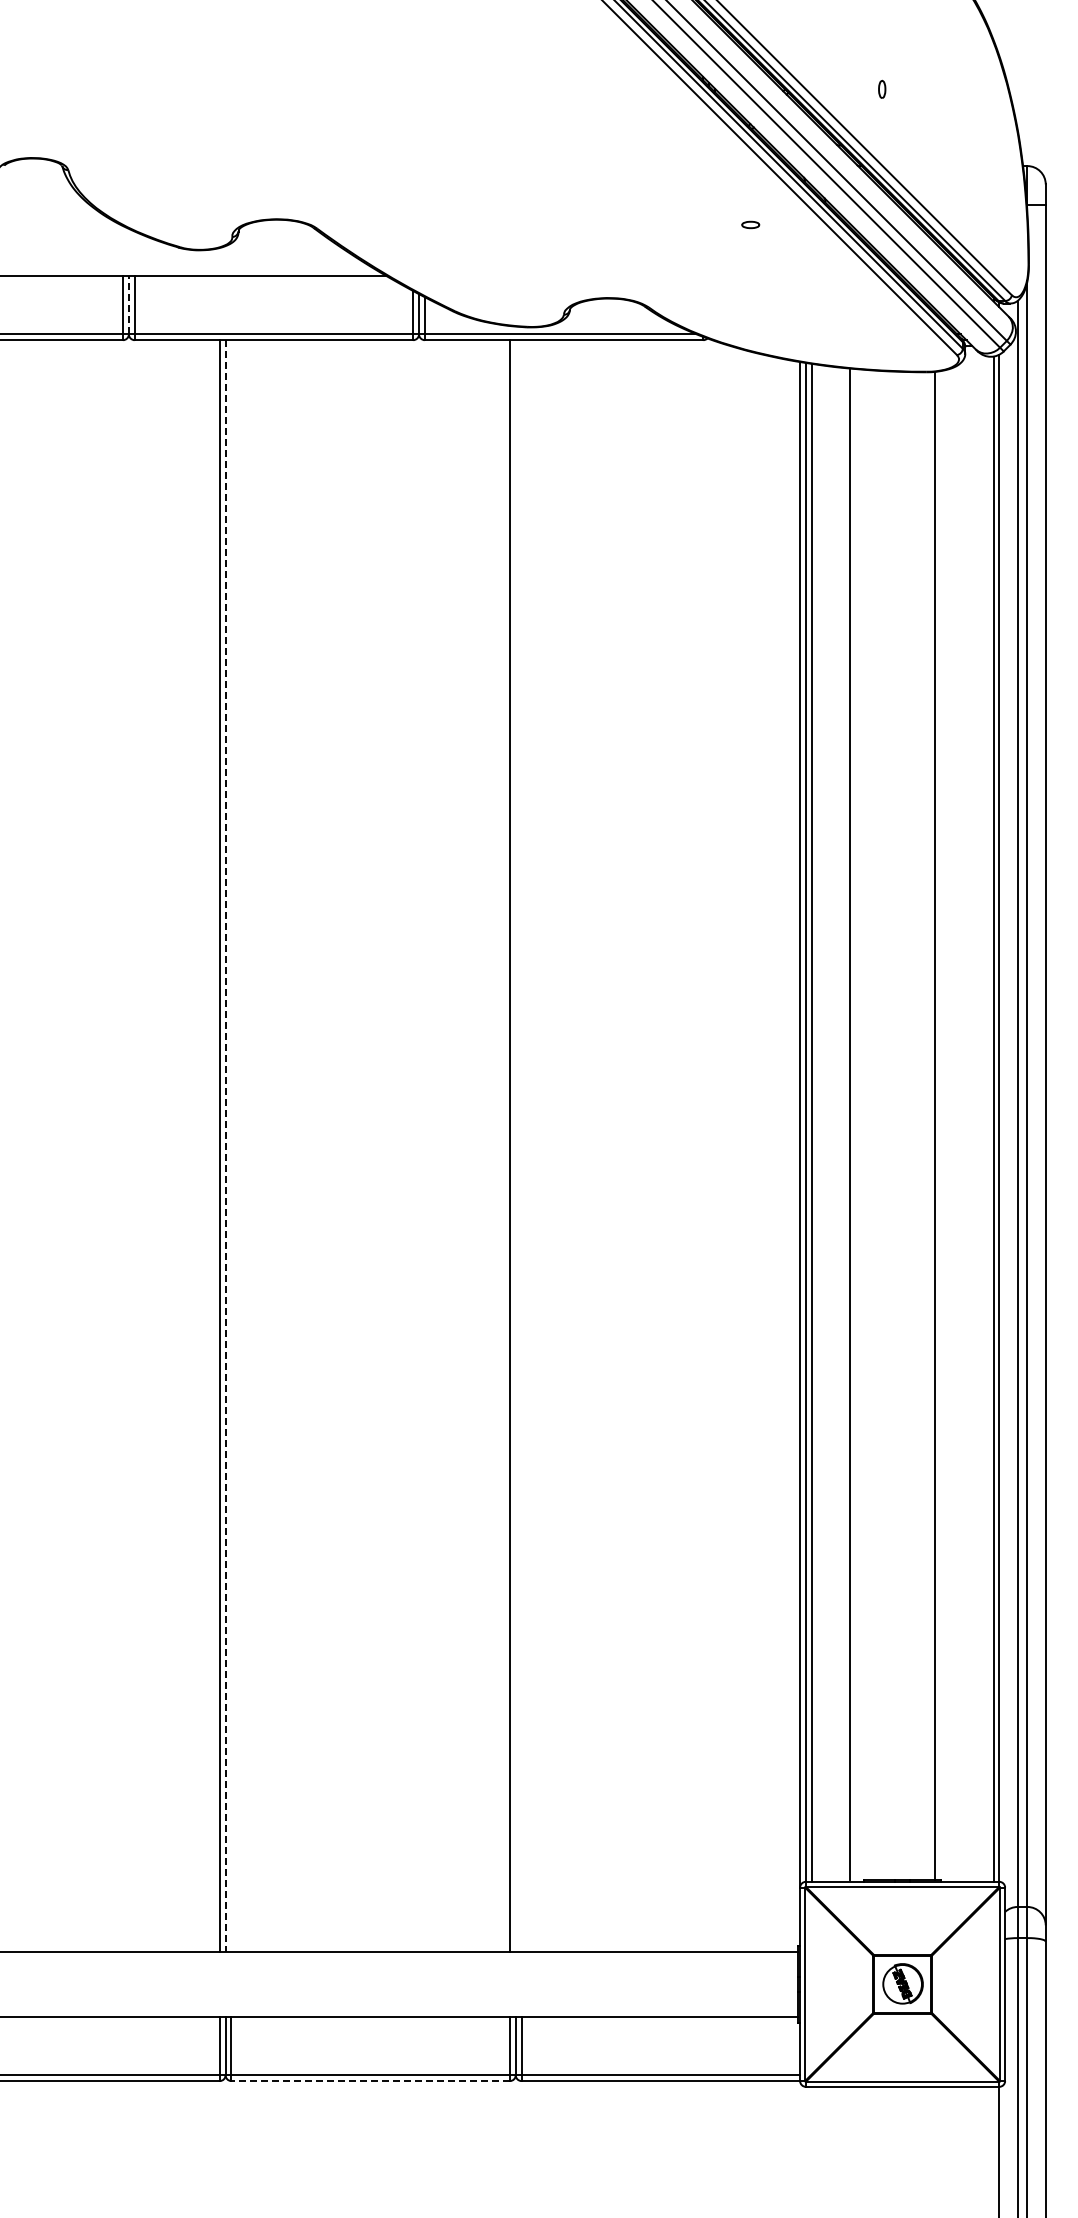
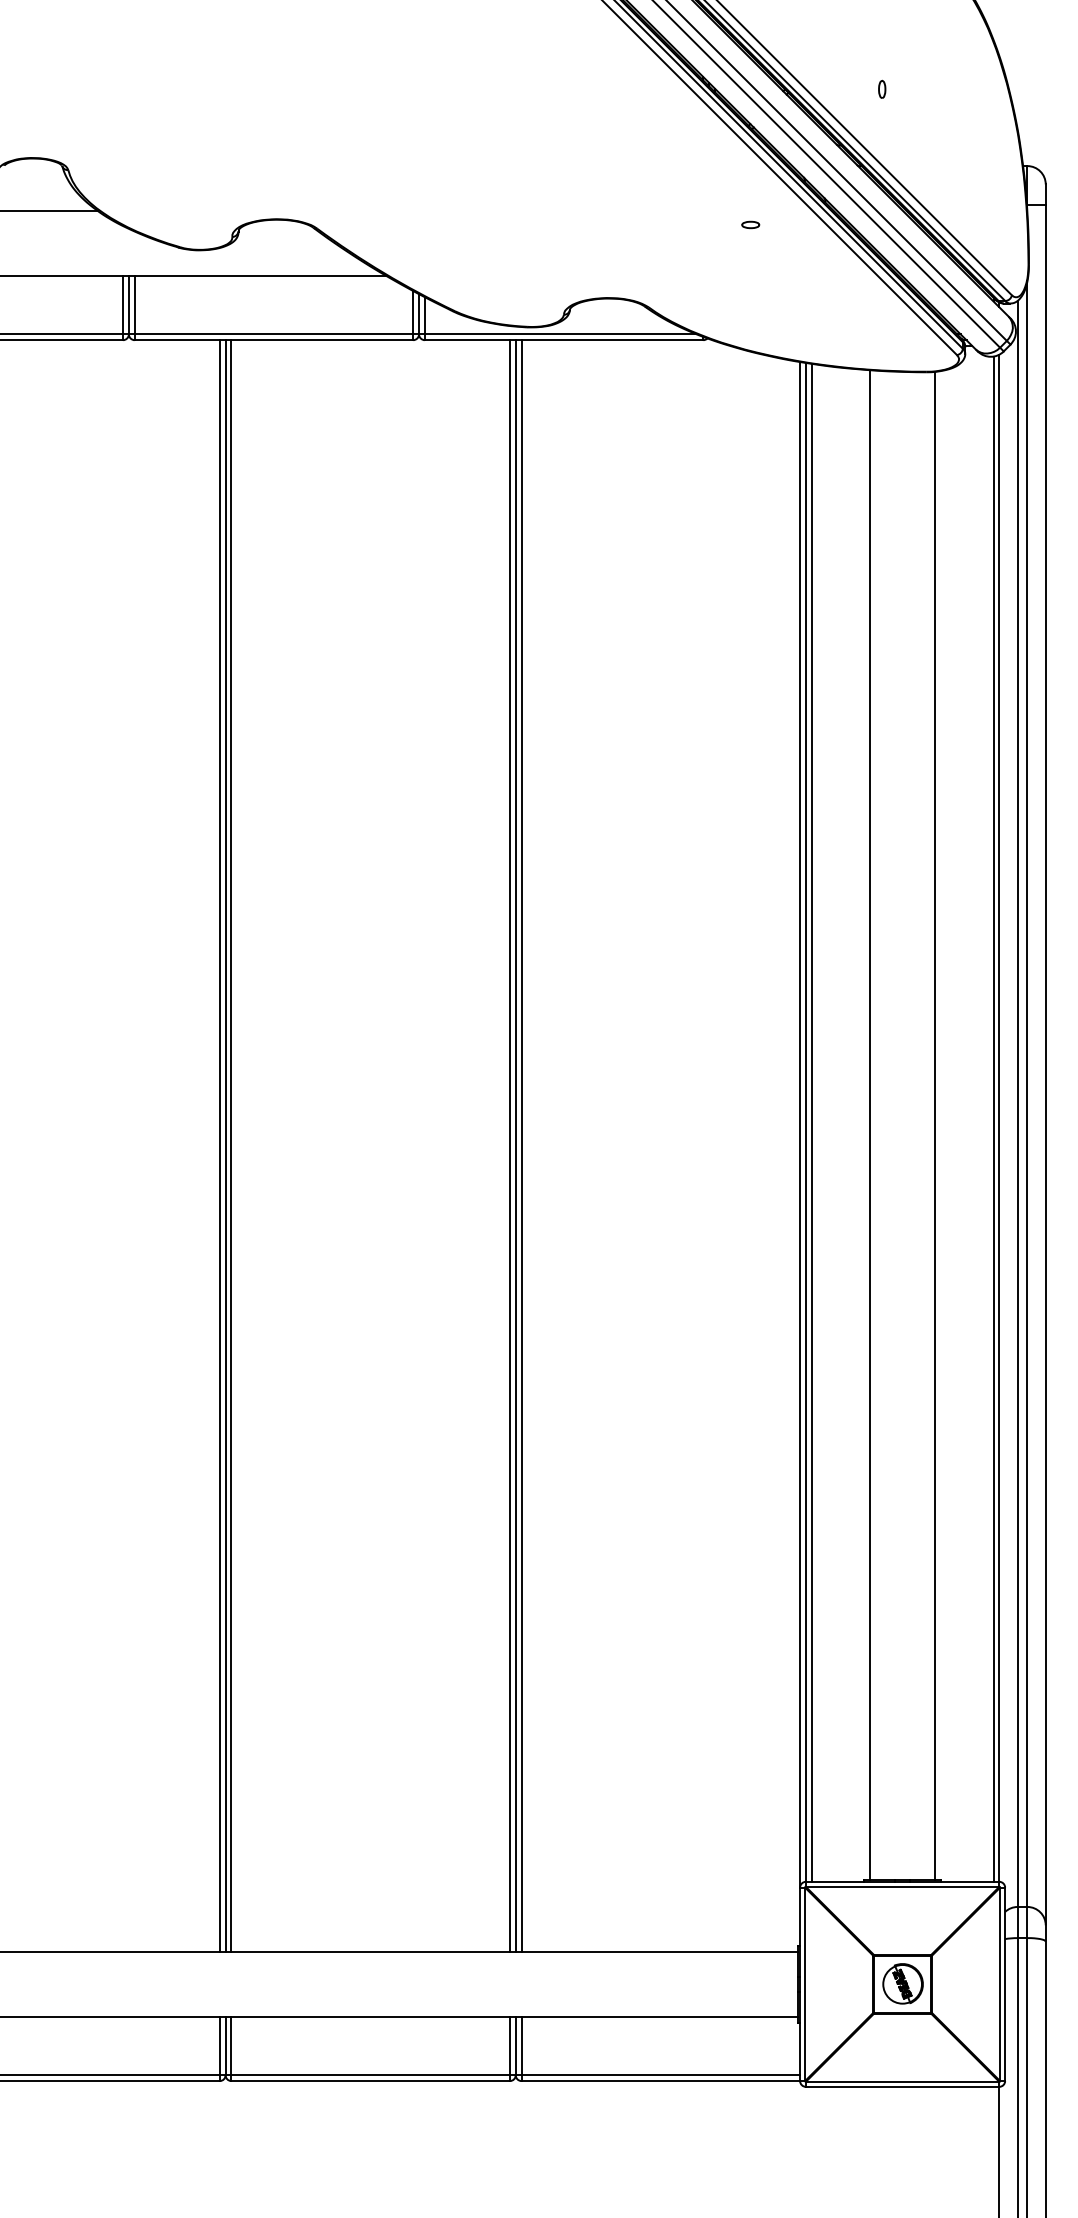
line: none -> present (49, 211)
line: dashed -> solid (128, 304)
line position: (850, 1124) -> (870, 1124) (870, 1124)
line: dashed -> solid (225, 1146)
line: none -> present (231, 1146)
line: none -> present (515, 1146)
line: none -> present (521, 1146)
line: dashed -> solid (370, 2081)
